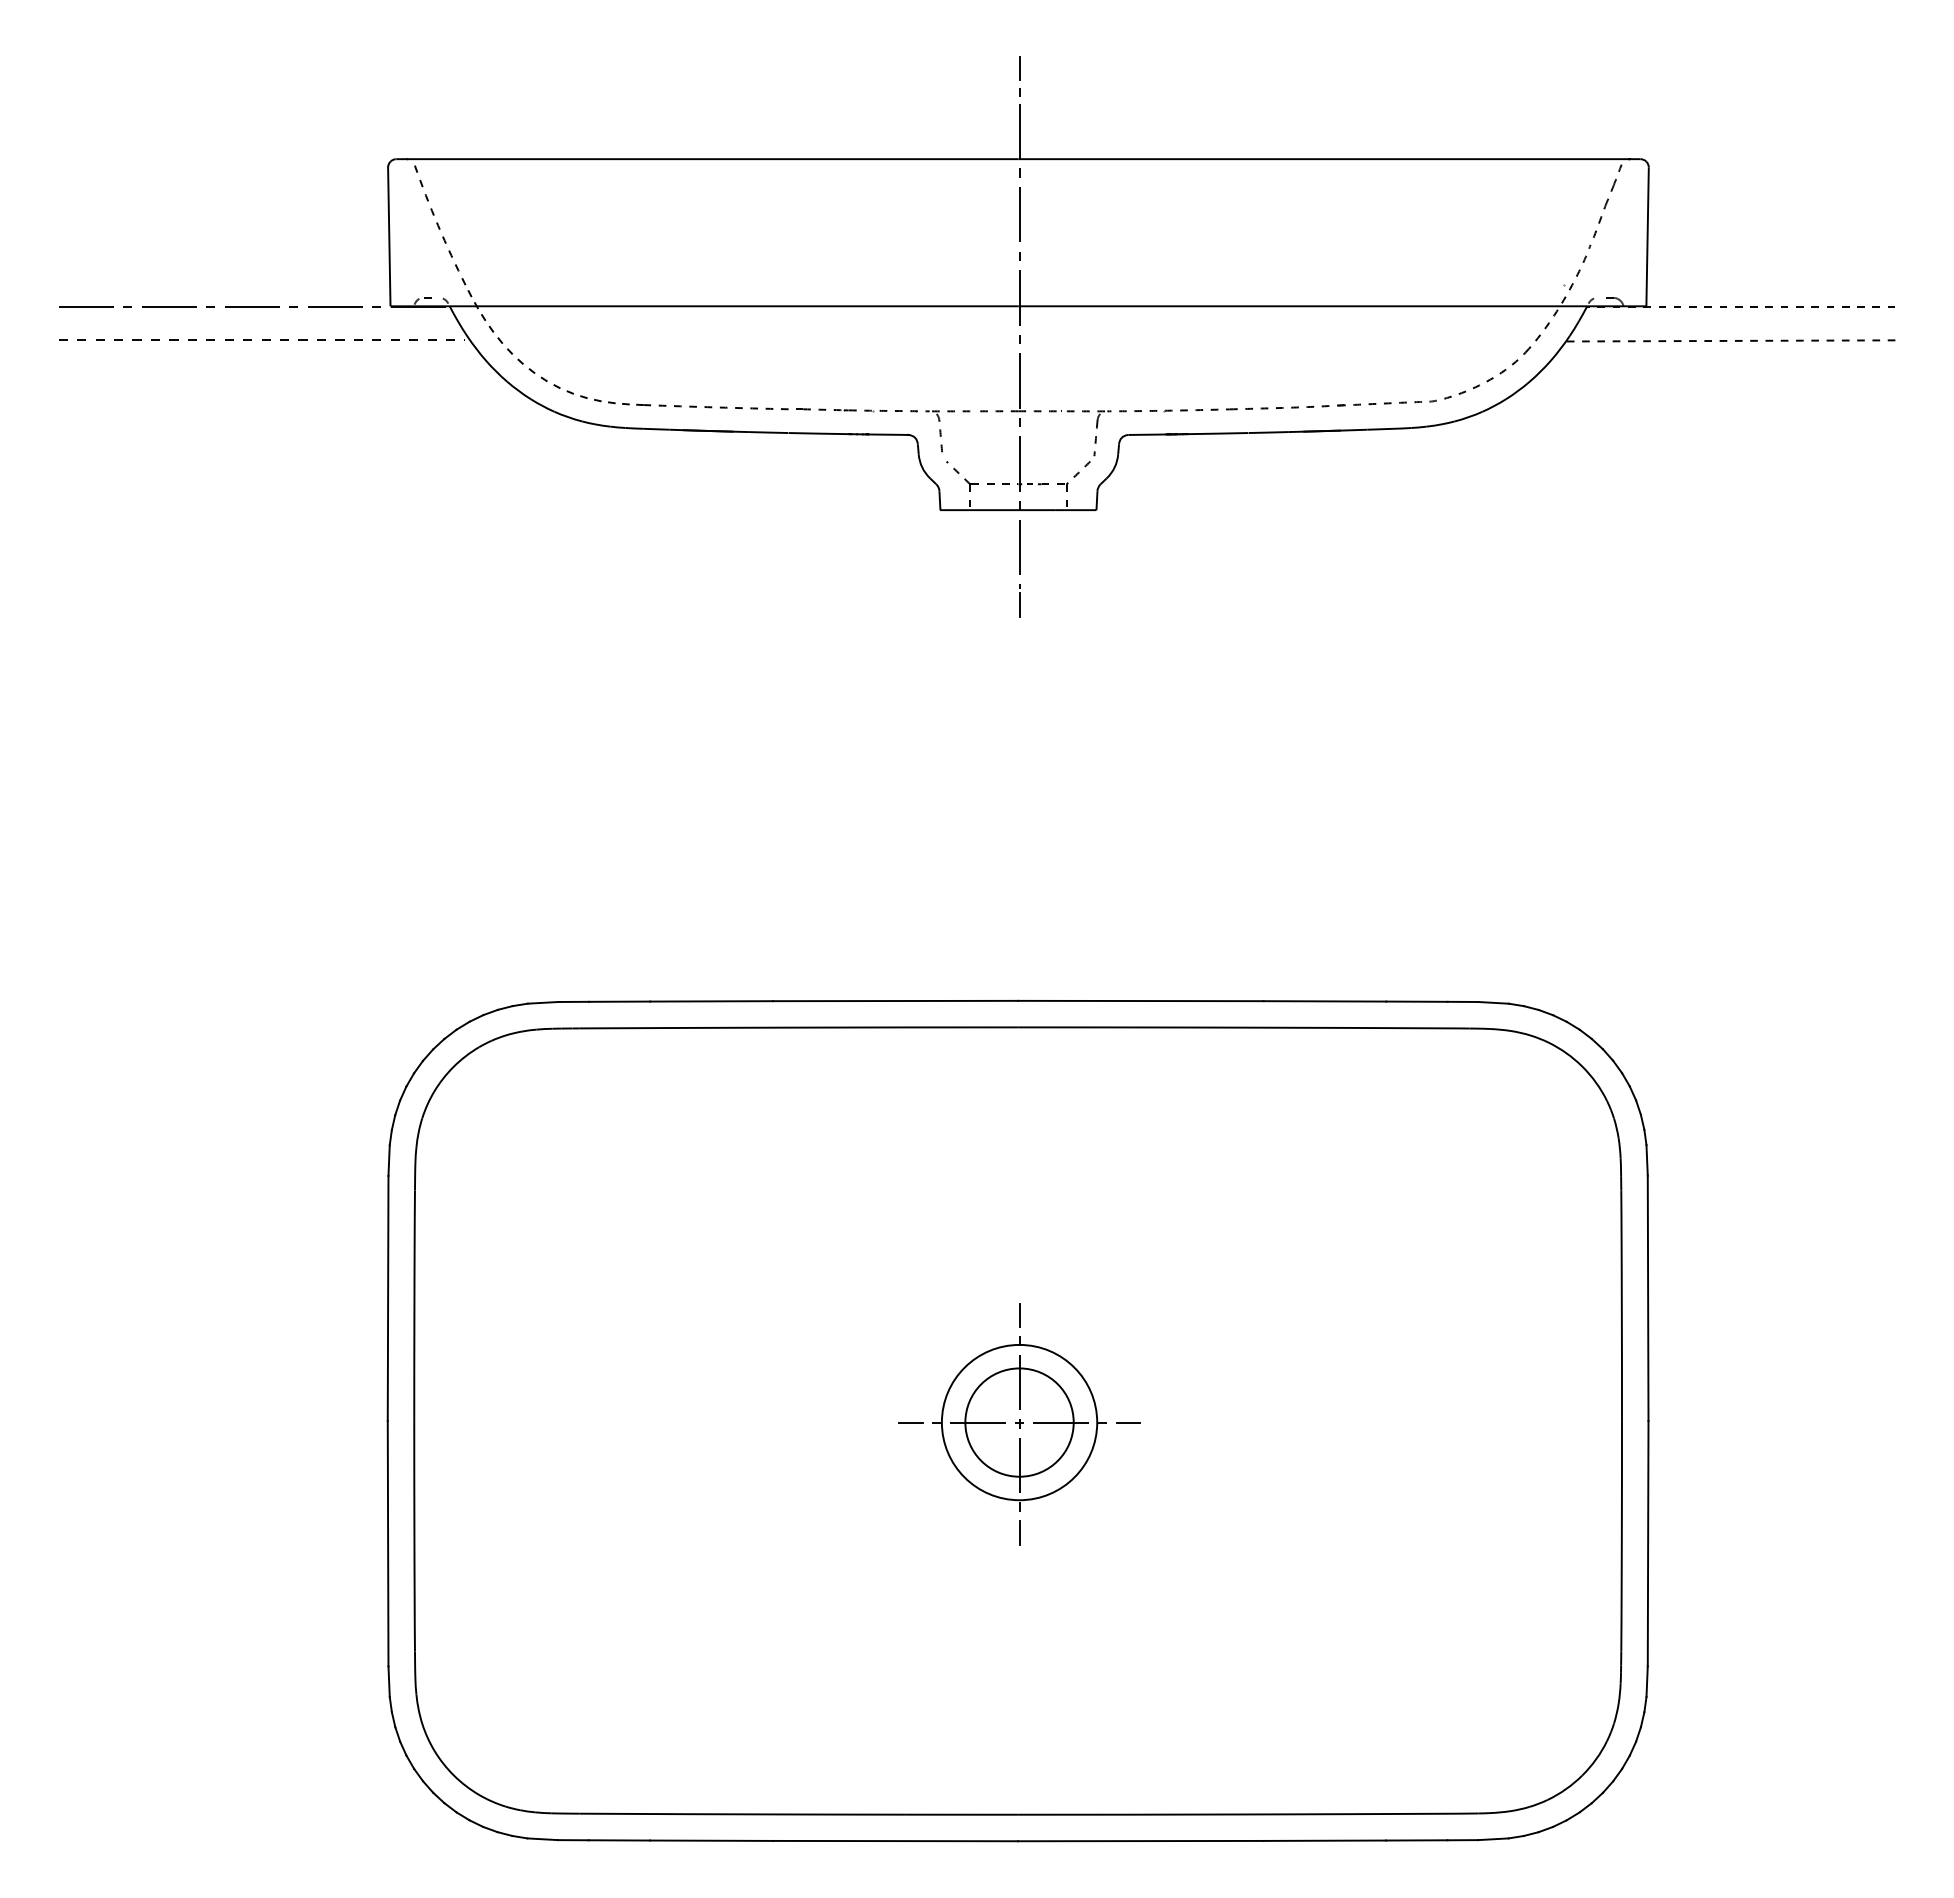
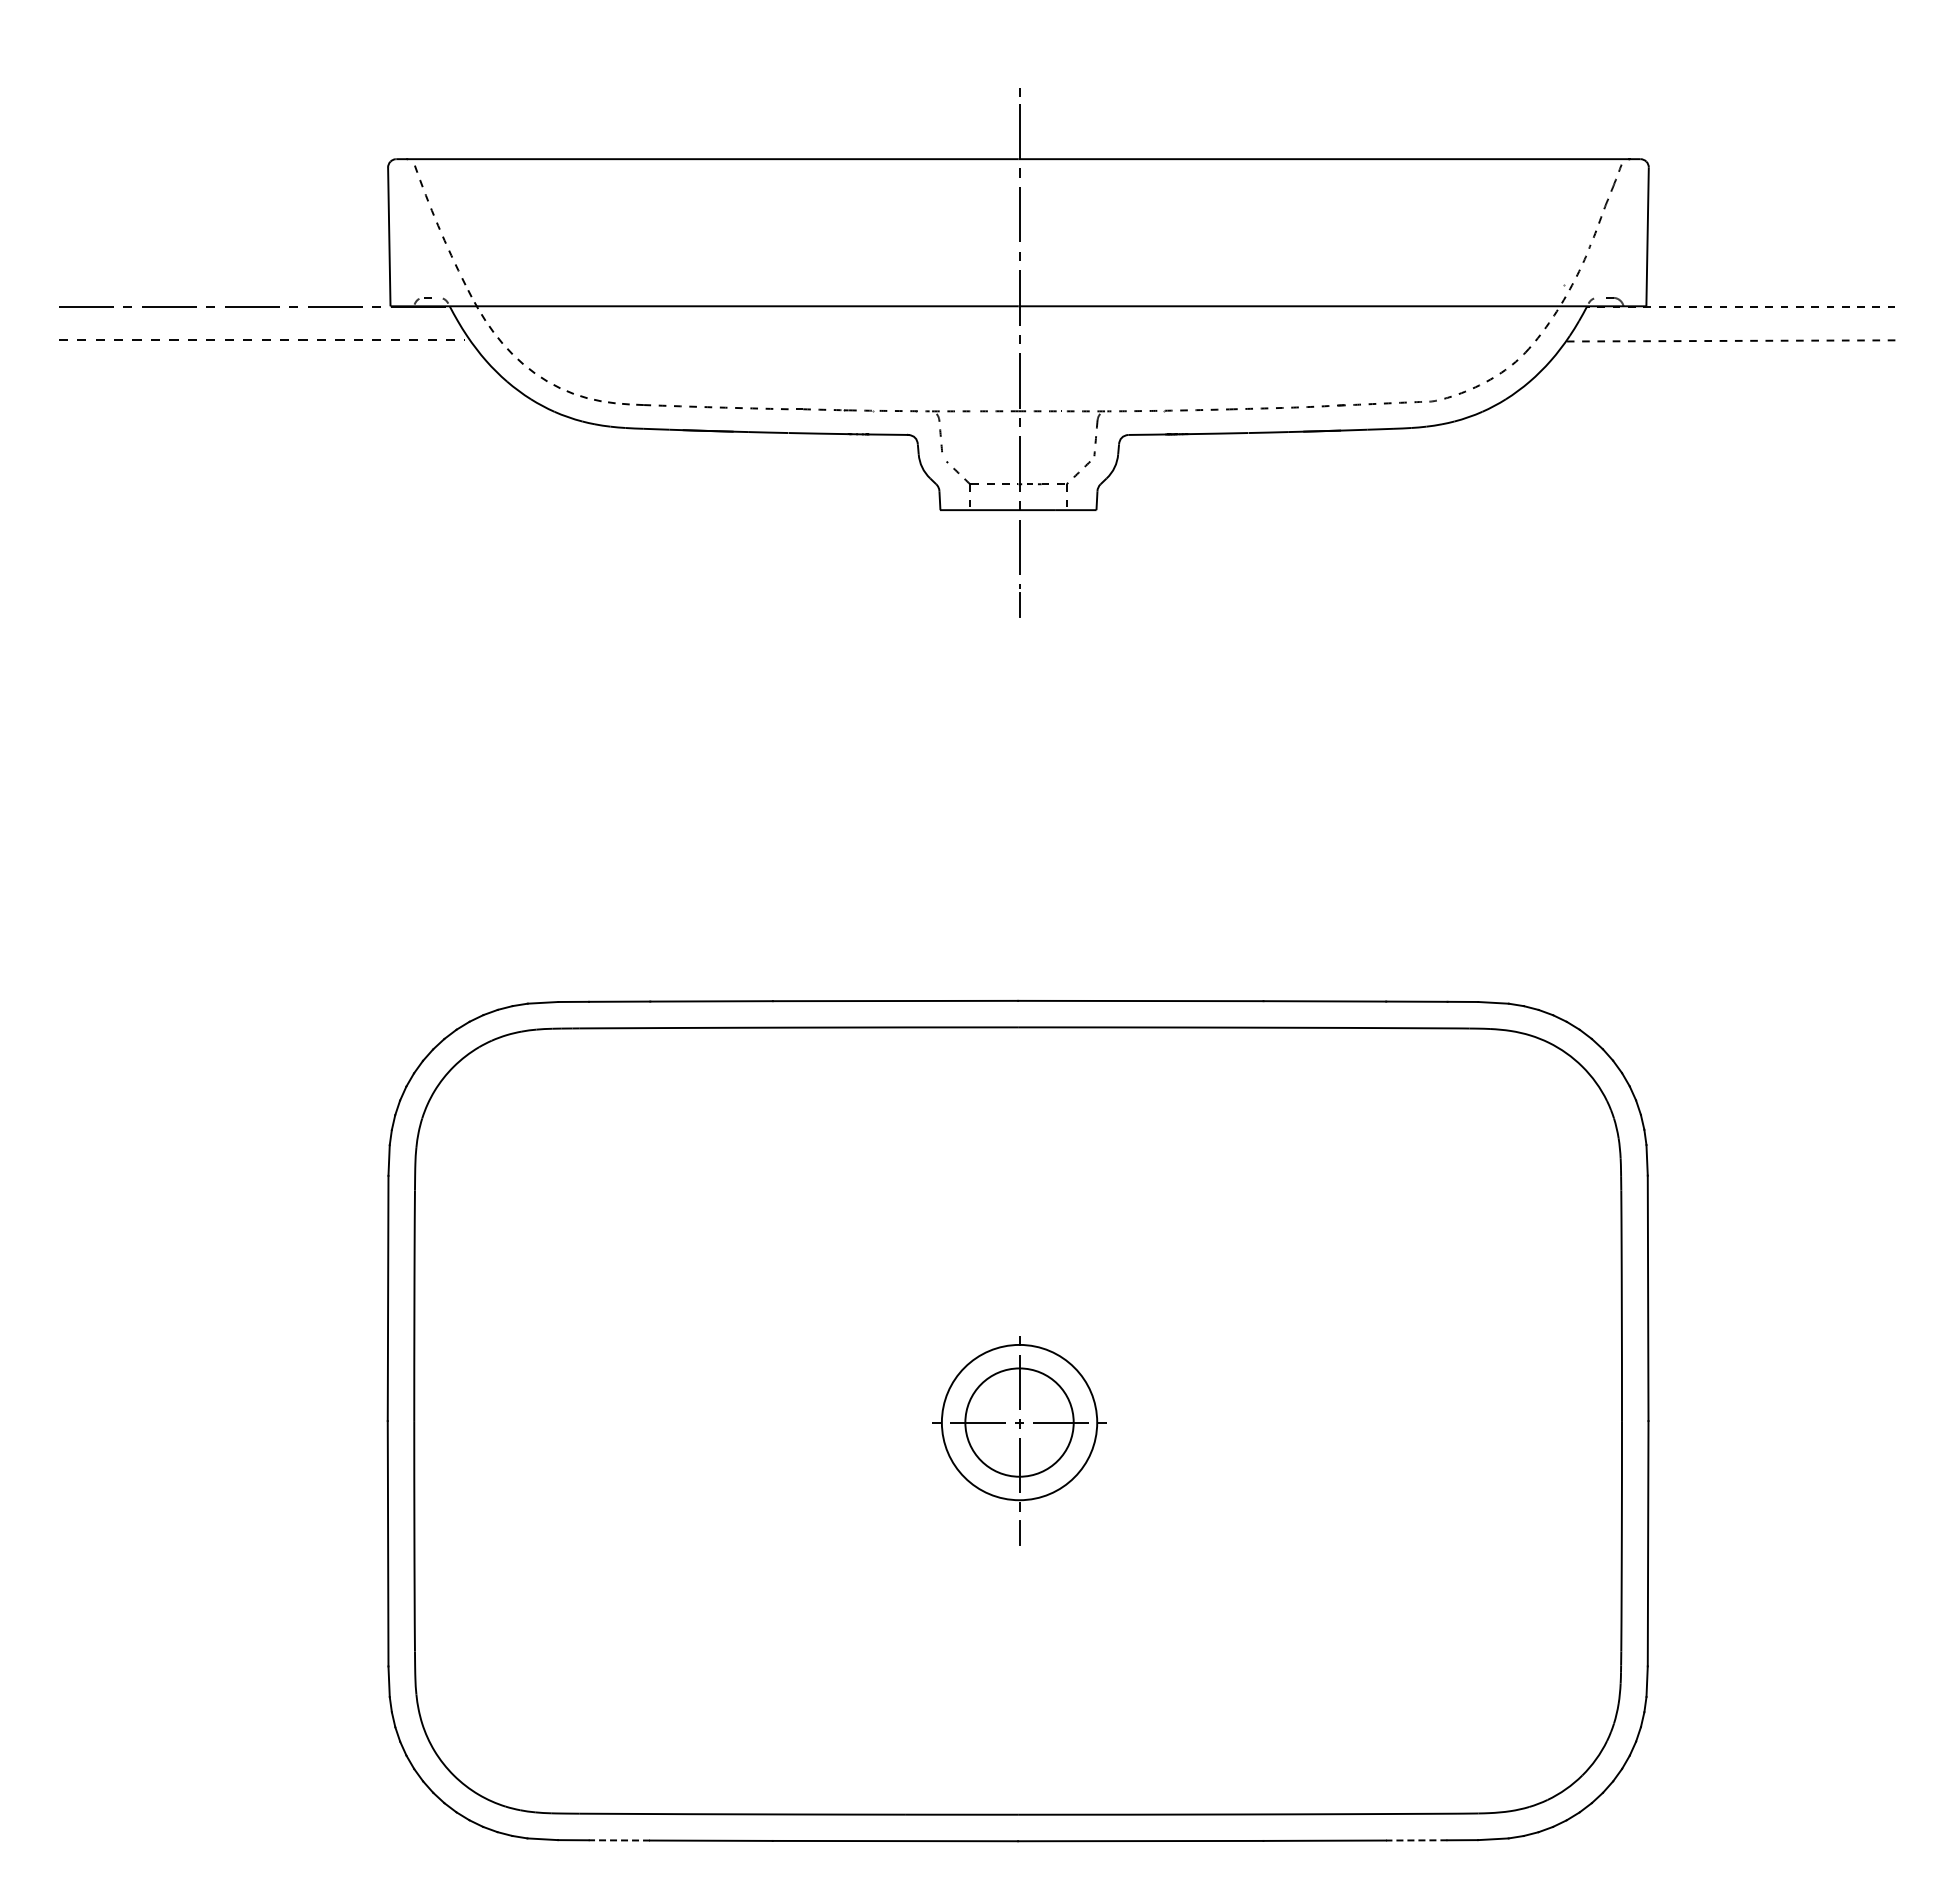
line: present -> none (1019, 68)
line: present -> none (1019, 1315)
line: present -> none (910, 1422)
line: present -> none (1128, 1422)
line: solid -> dashed (619, 1840)
line: solid -> dashed (1416, 1840)
